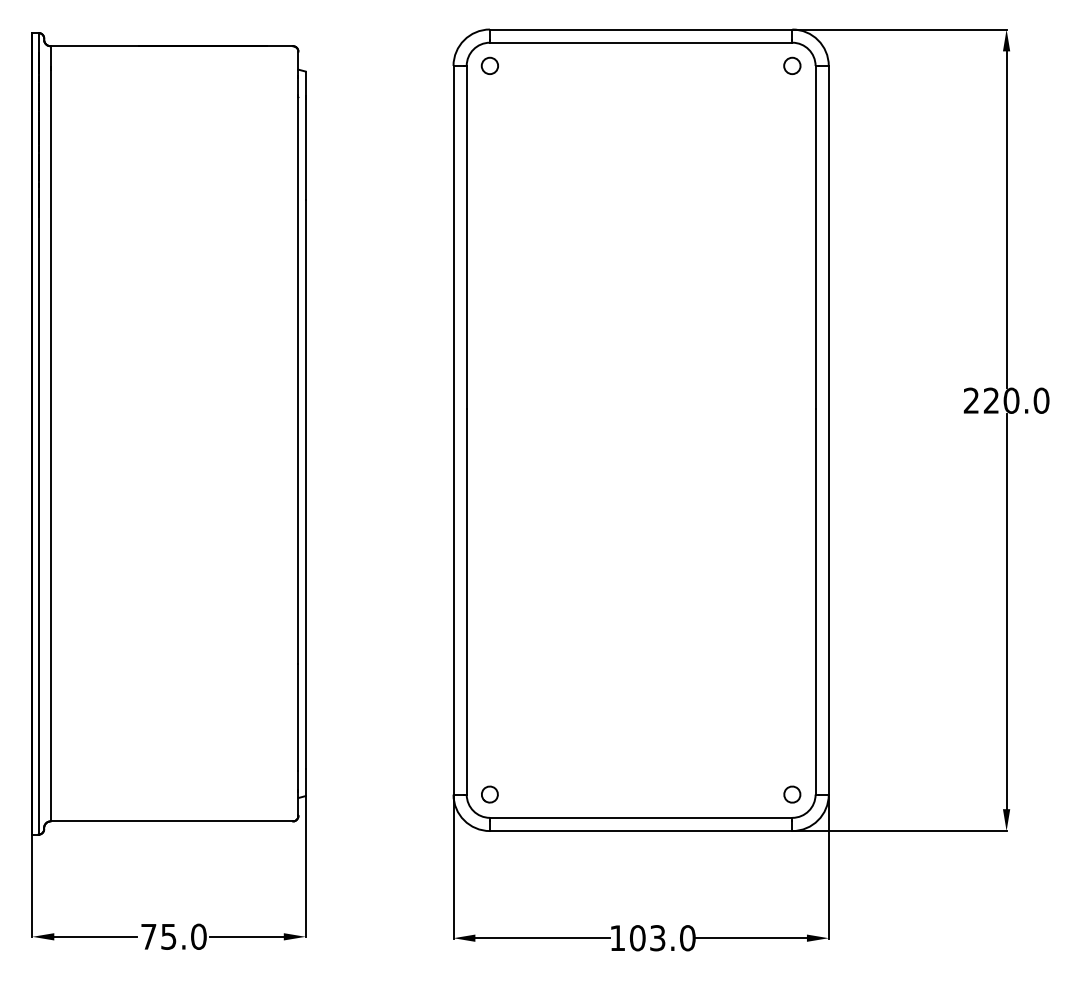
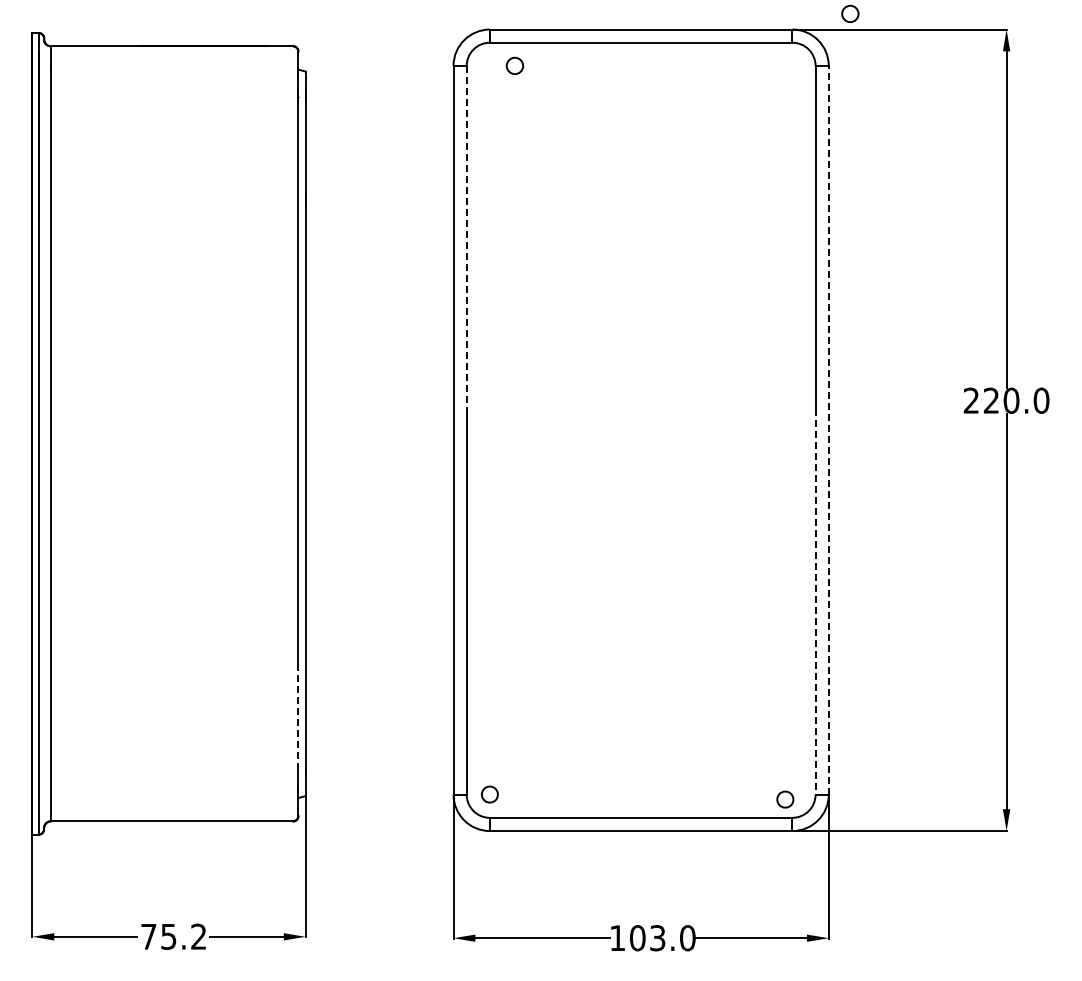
circle position: (489, 65) -> (514, 65) (514, 65)
circle position: (792, 65) -> (850, 13) (850, 13)
line: solid -> dashed (466, 237)
line: solid -> dashed (828, 429)
line: solid -> dashed (815, 601)
line: solid -> dashed (298, 717)
part position: (792, 794) -> (785, 799) (785, 799)
text: 75.0 -> 75.2 (198, 936)
